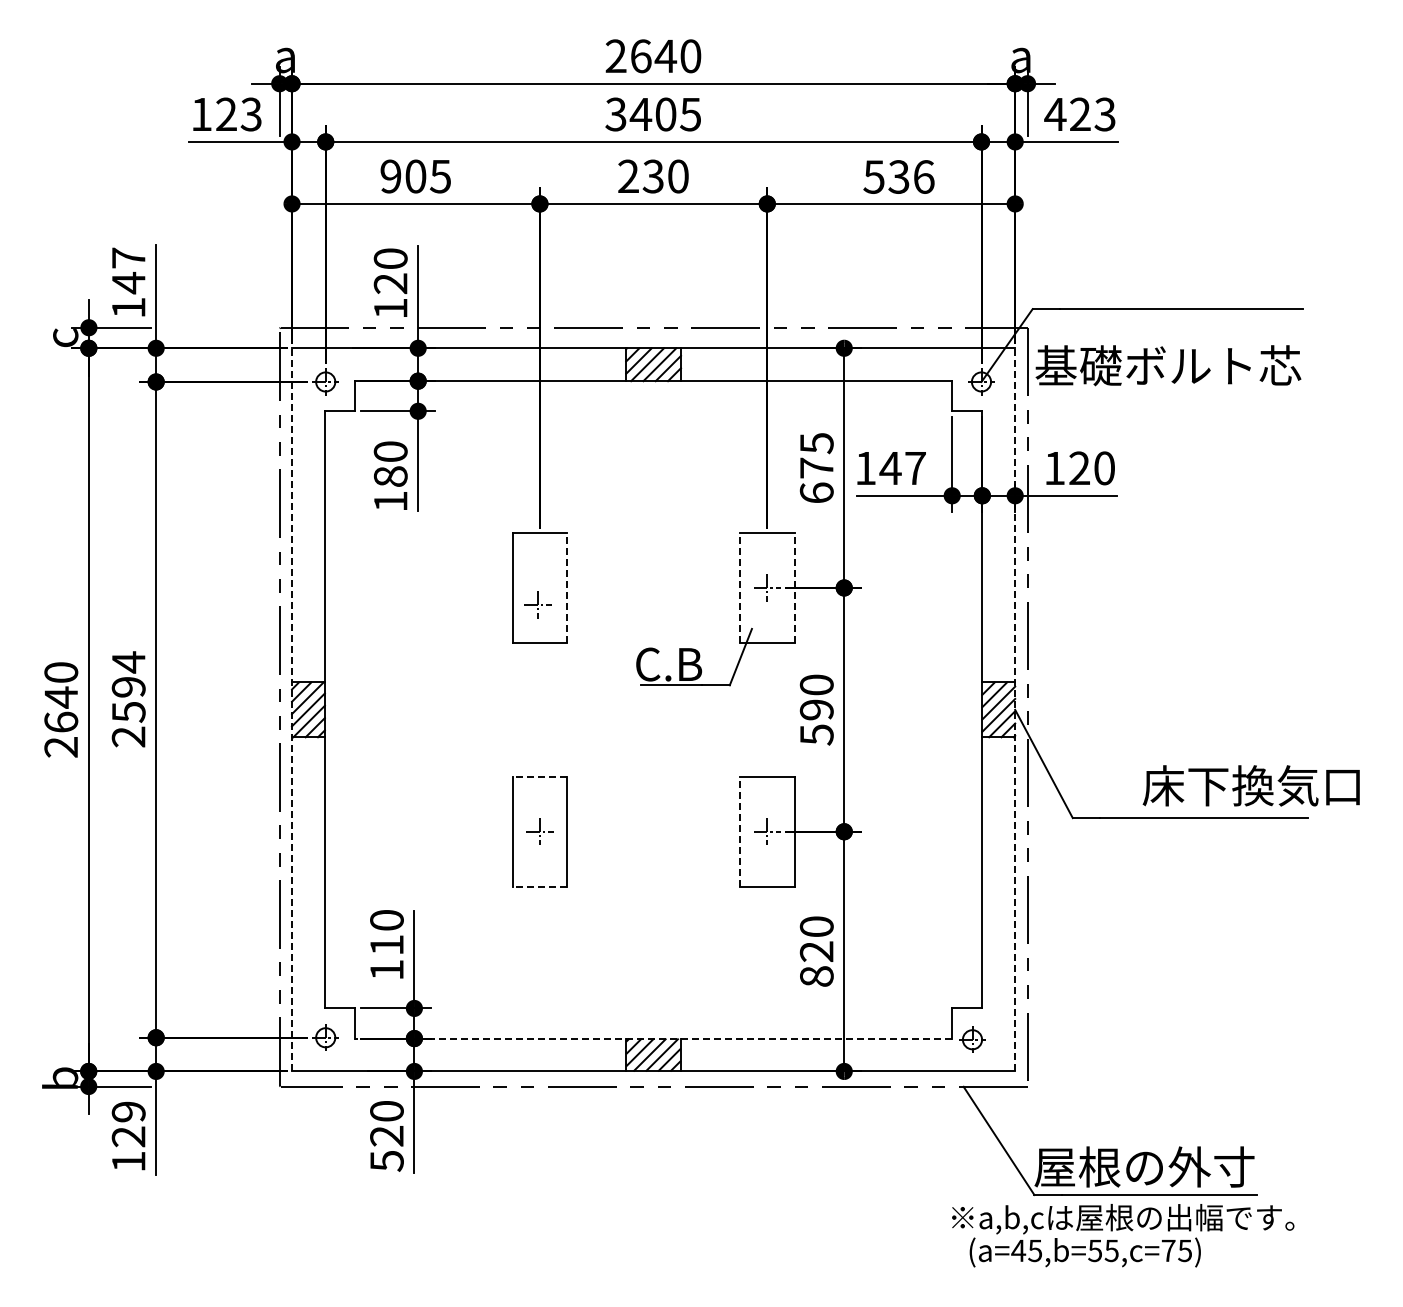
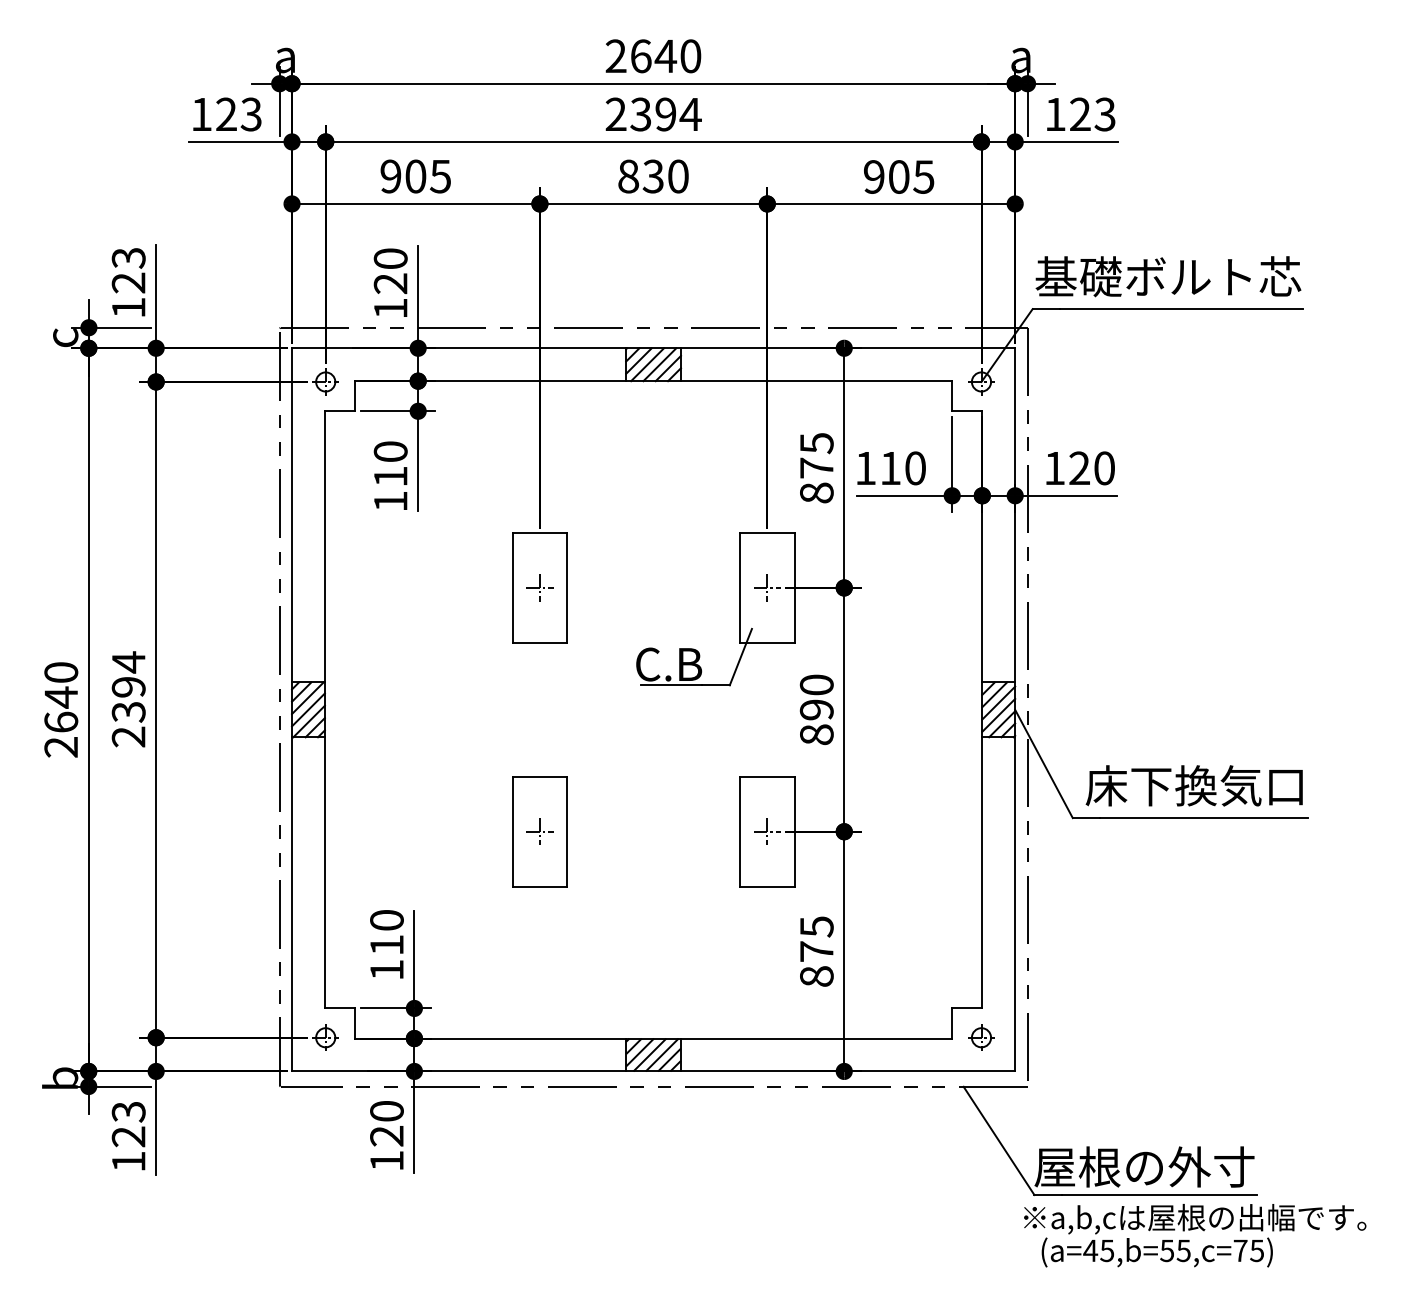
text: 3405 -> 2394 (653, 114)
text: 423 -> 123 (1055, 114)
text: 230 -> 830 (628, 176)
text: 536 -> 905 (898, 176)
text: 147 -> 123 (128, 270)
text position: (1168, 365) -> (1168, 276) (1168, 276)
text: 147 -> 110 (902, 468)
text: 180 -> 110 (390, 476)
text: 675 -> 875 (816, 492)
line: dashed -> solid (567, 587)
line: dashed -> solid (739, 587)
line: dashed -> solid (794, 587)
part position: (537, 604) -> (539, 587) (539, 587)
line: dashed -> solid (292, 709)
line: dashed -> solid (1015, 709)
text: 2594 -> 2394 (128, 712)
text: 590 -> 890 (816, 734)
line: dashed -> solid (539, 776)
text position: (1250, 785) -> (1193, 785) (1193, 785)
line: dashed -> solid (739, 831)
line: dashed -> solid (539, 886)
text: 820 -> 875 (816, 938)
line: dashed -> solid (653, 1038)
part position: (972, 1039) -> (981, 1037) (981, 1037)
text: 129 -> 123 (128, 1111)
text: 520 -> 120 (386, 1161)
text position: (1123, 1235) -> (1195, 1235) (1195, 1235)
